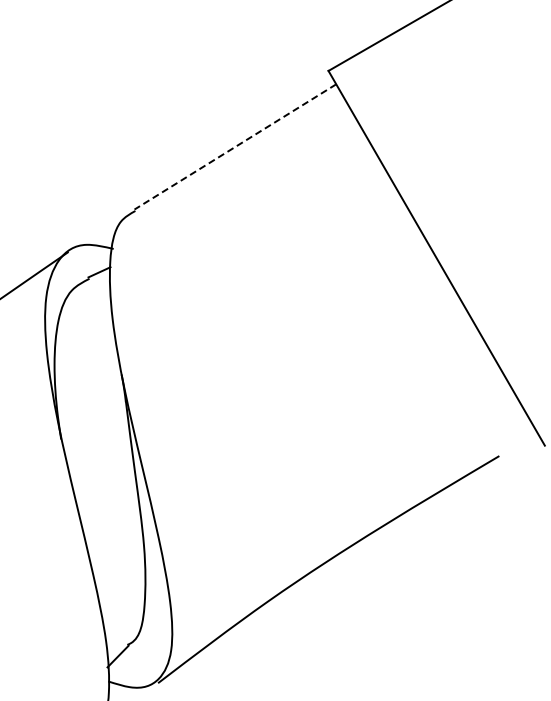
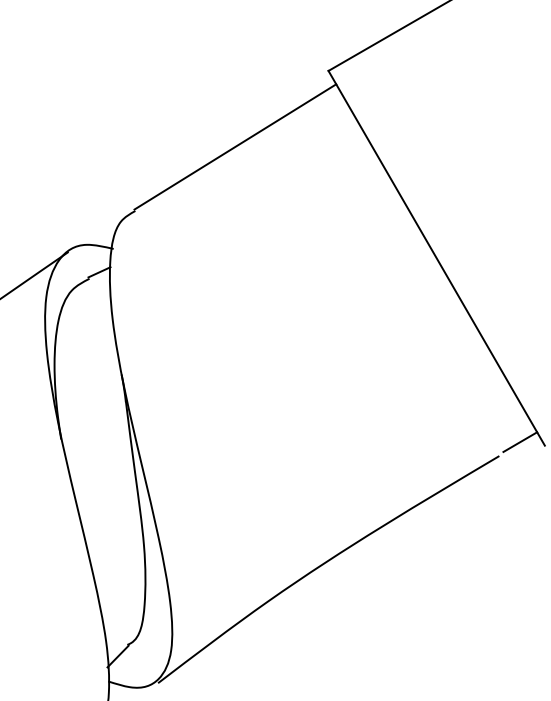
line: dashed -> solid (235, 146)
line: none -> present (520, 441)
